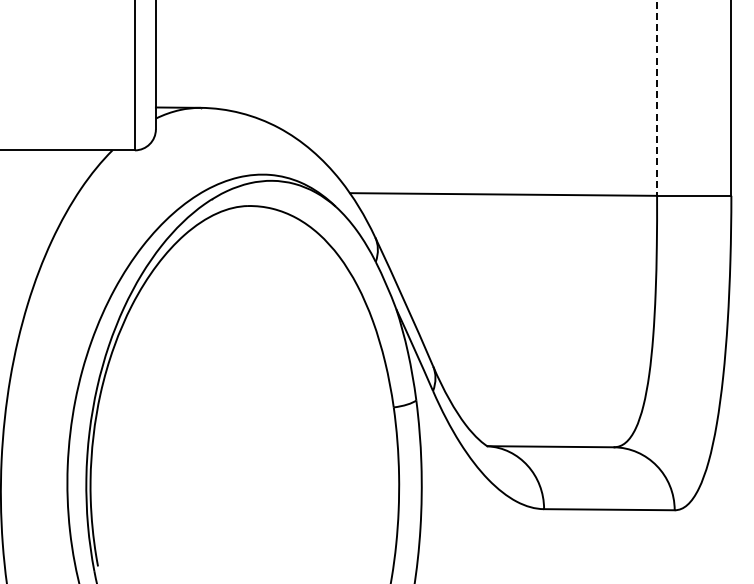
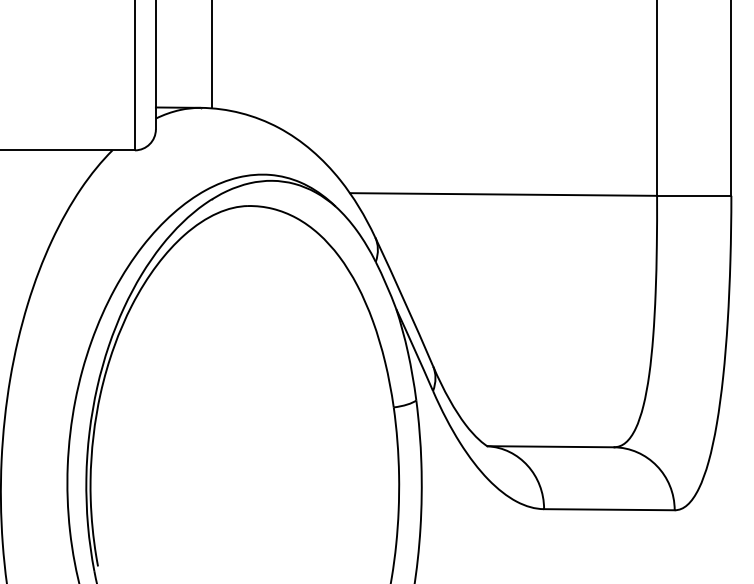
line: none -> present (211, 55)
line: dashed -> solid (657, 98)
